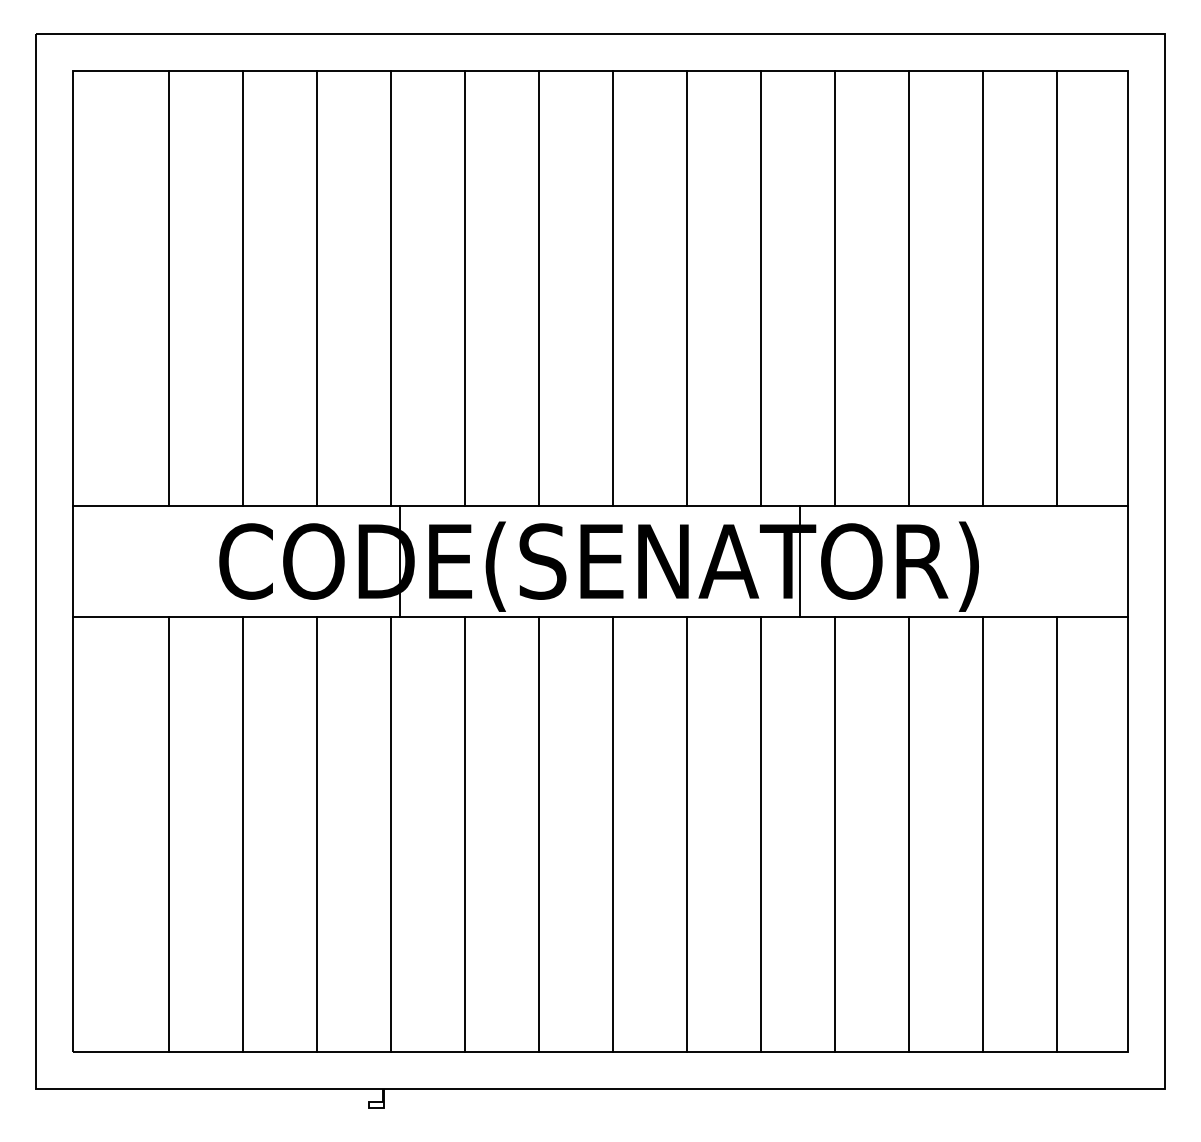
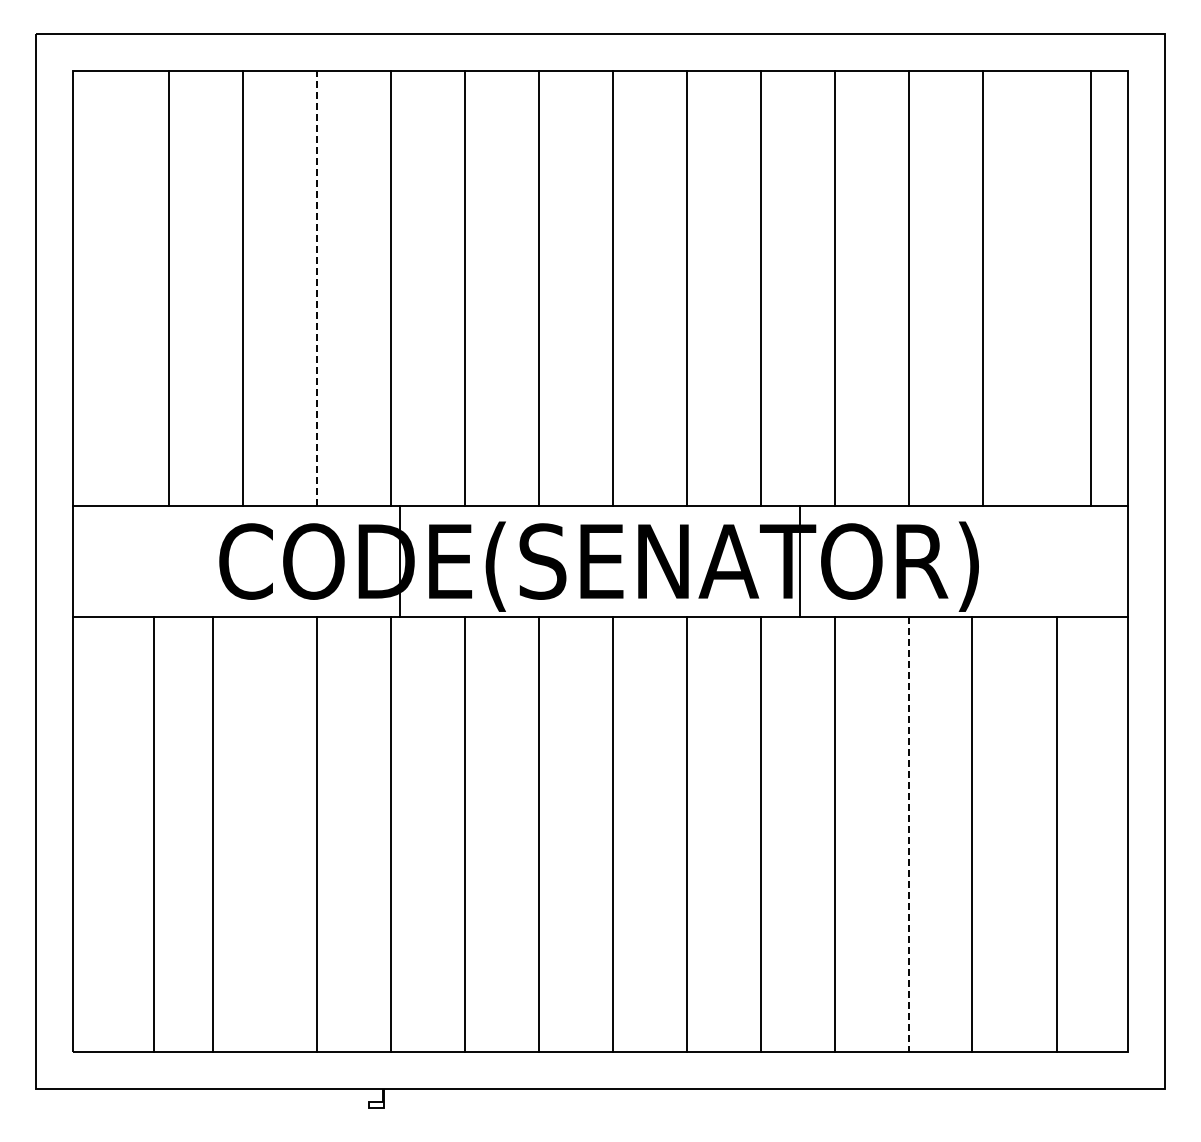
line: solid -> dashed (317, 287)
line position: (1057, 288) -> (1091, 288) (1091, 288)
line position: (169, 834) -> (154, 834) (154, 834)
line position: (243, 834) -> (213, 834) (213, 834)
line position: (983, 834) -> (972, 834) (972, 834)
line: solid -> dashed (909, 835)
